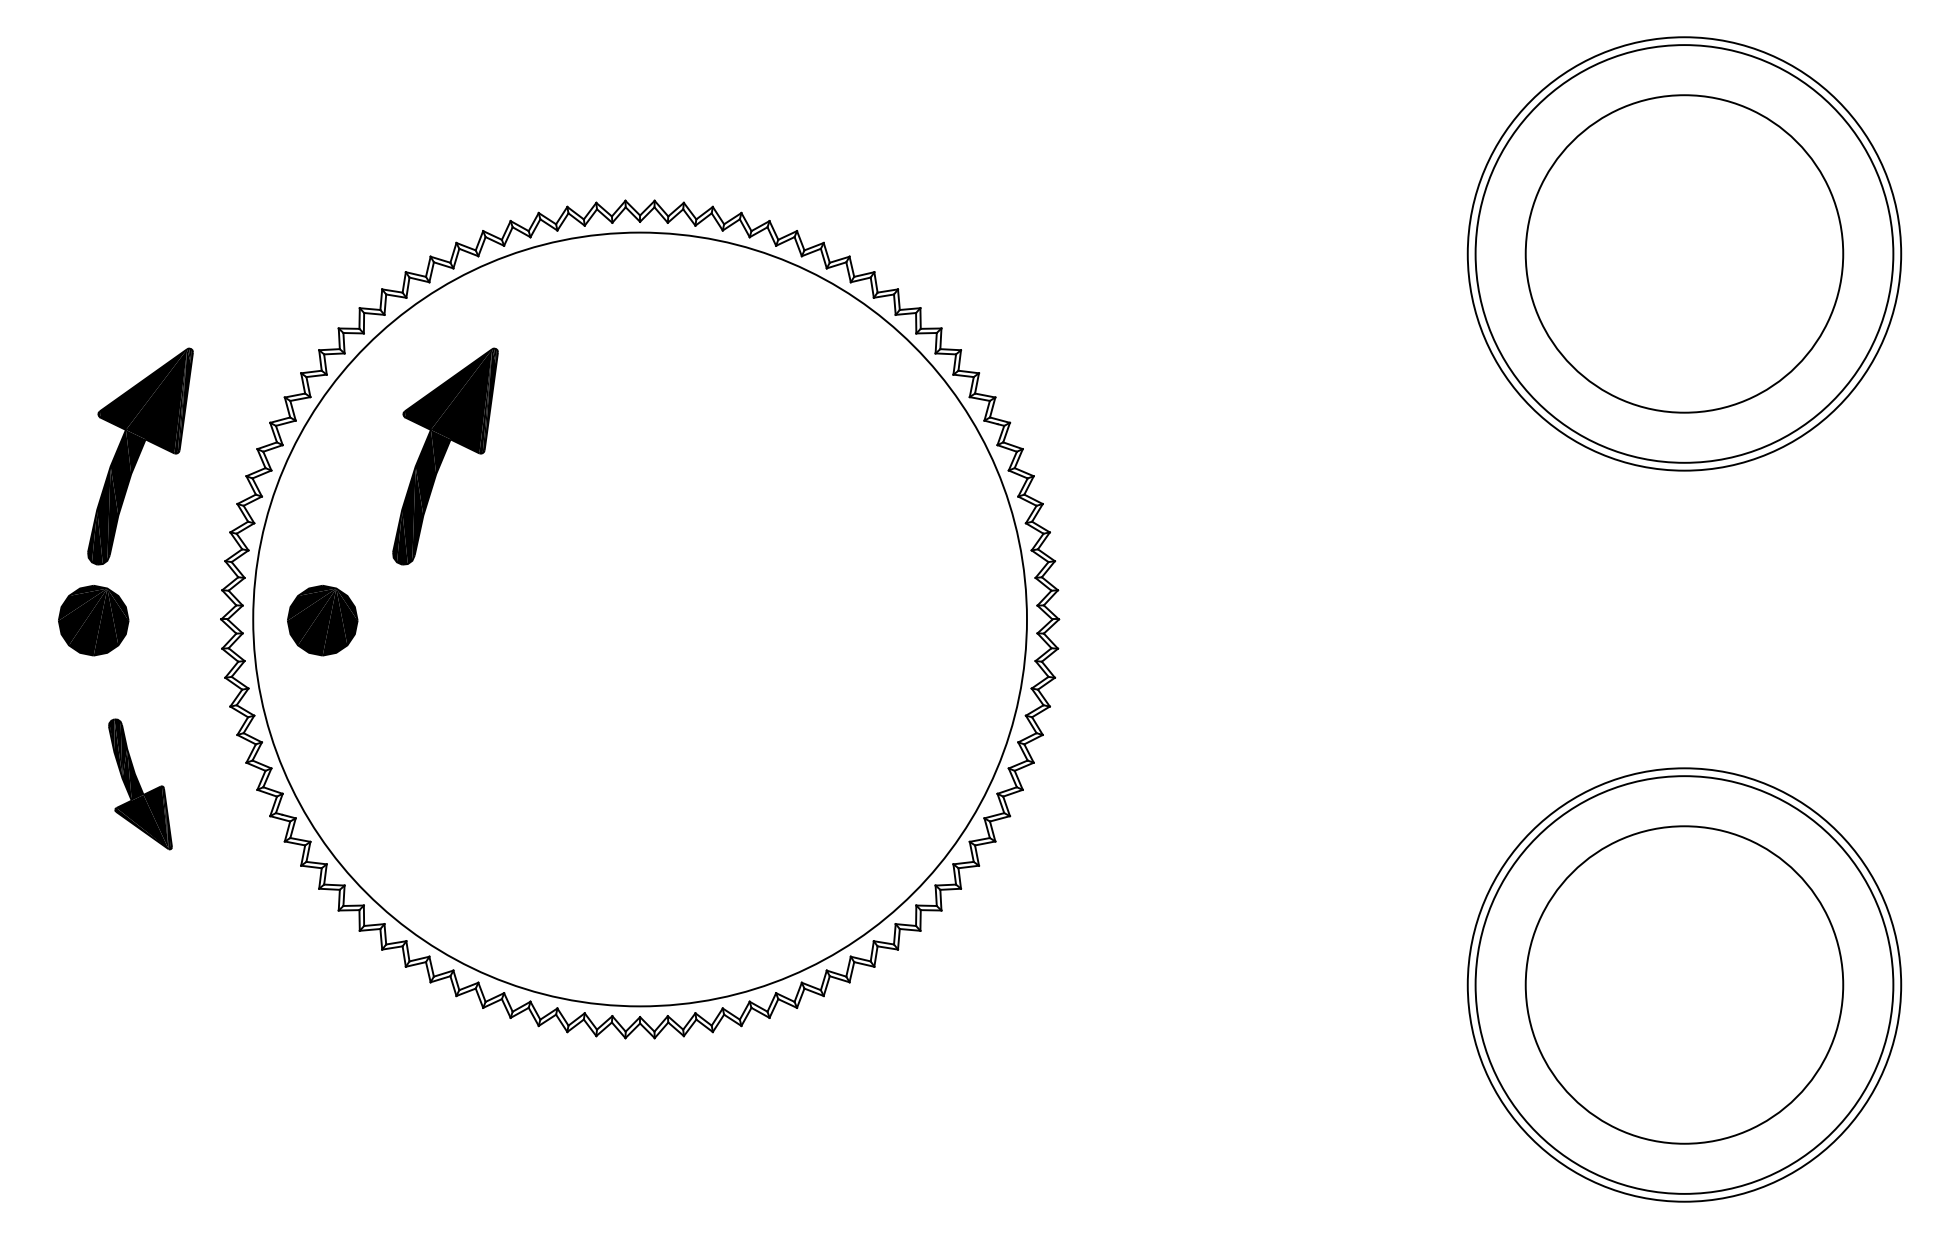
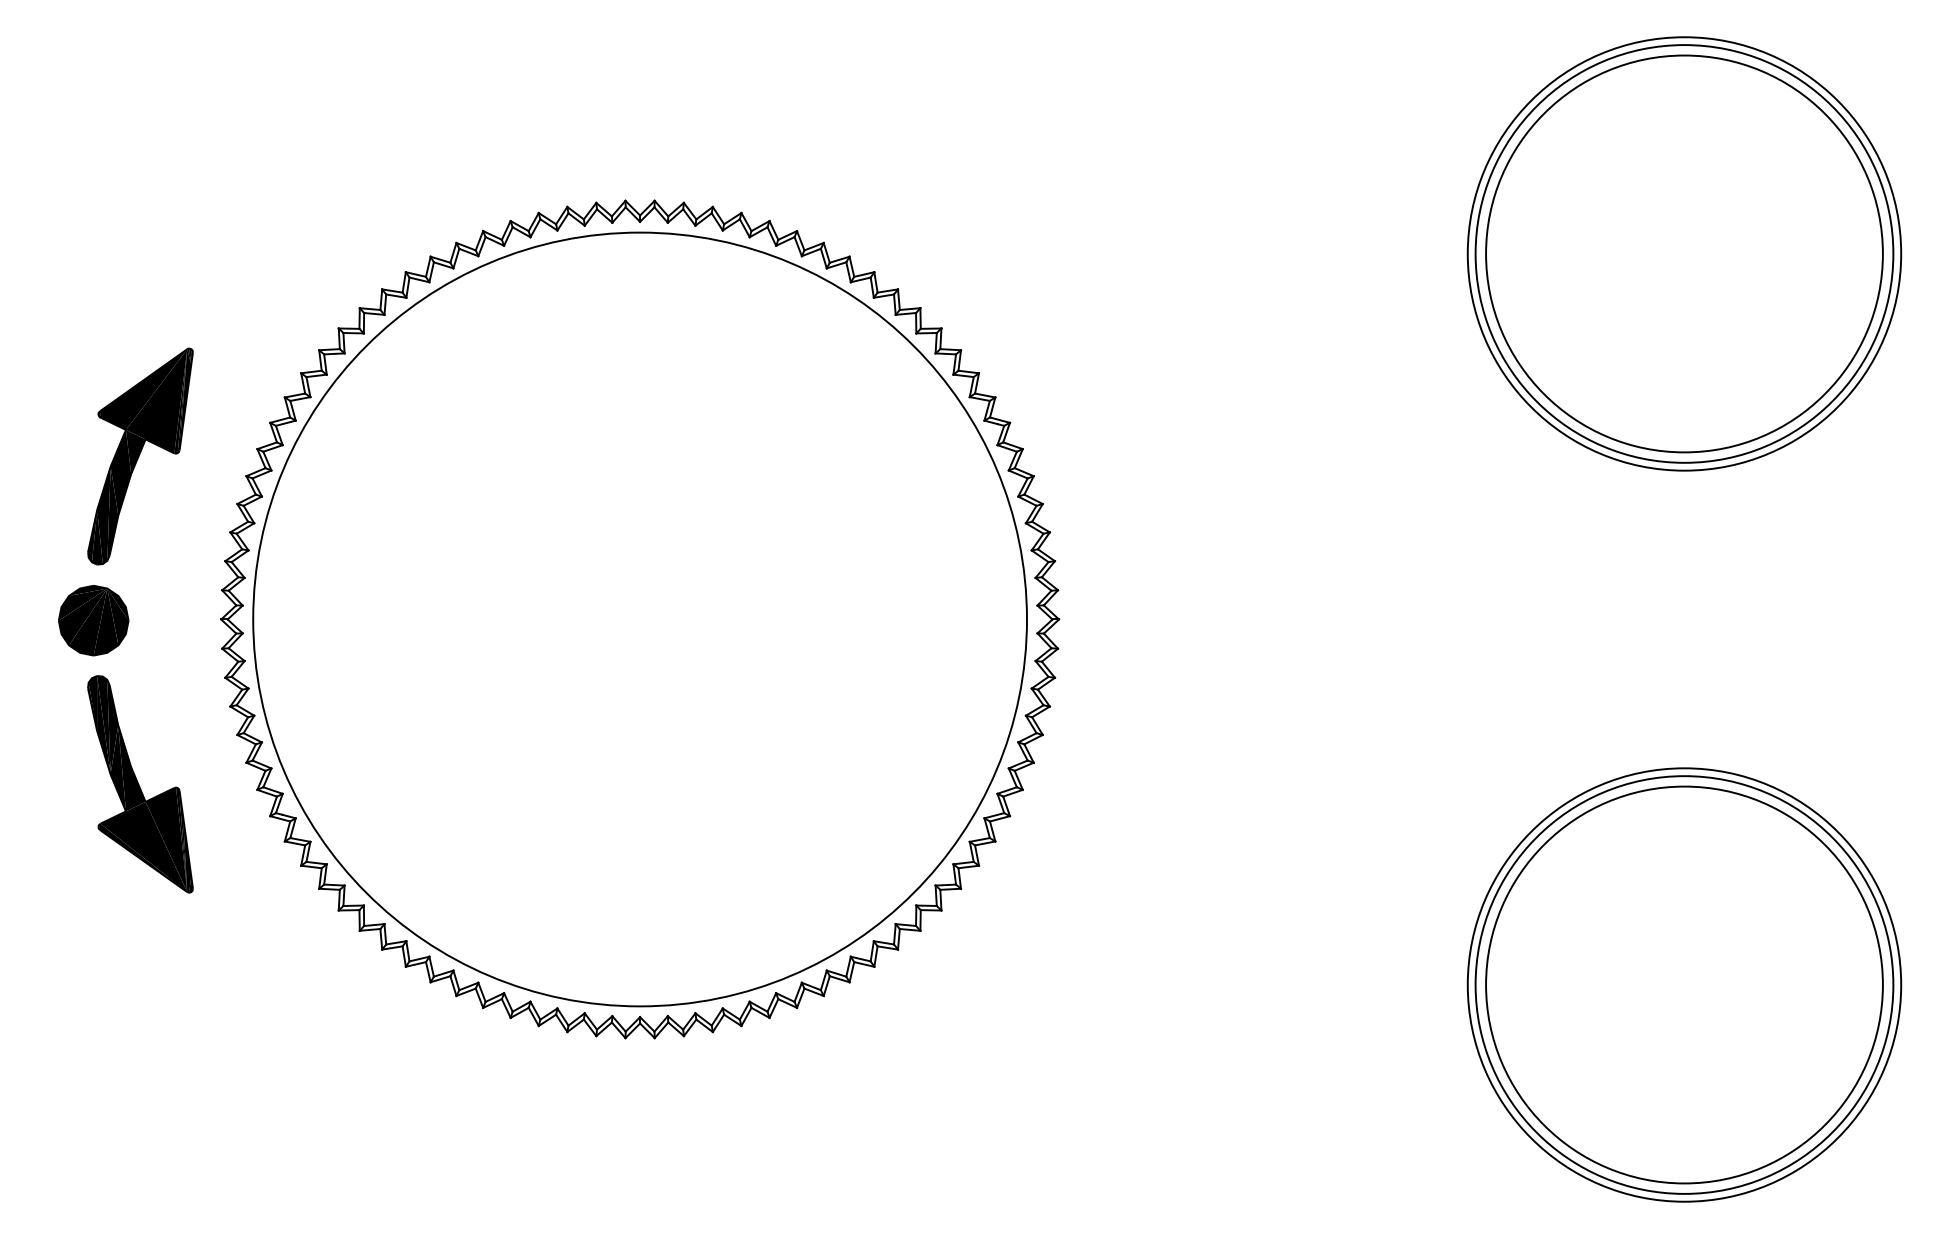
circle diameter: 317 px -> 397 px (1684, 253)
part: present -> none (445, 456)
part: present -> none (322, 620)
part size: 65x133 px -> 107x219 px (140, 784)
circle diameter: 317 px -> 397 px (1684, 984)
